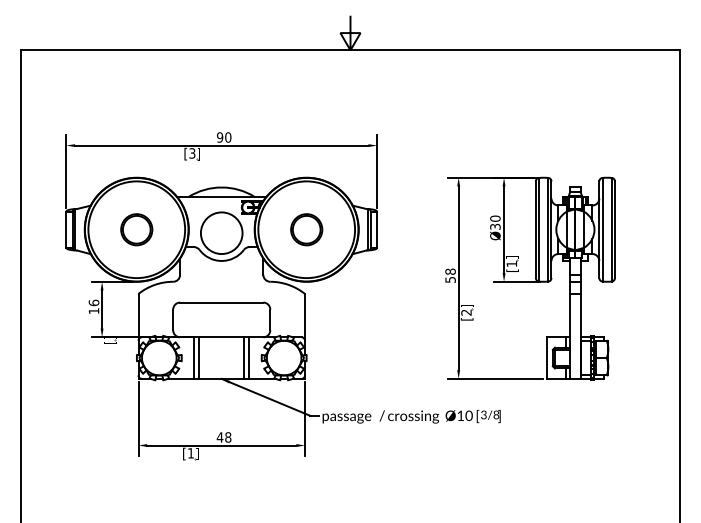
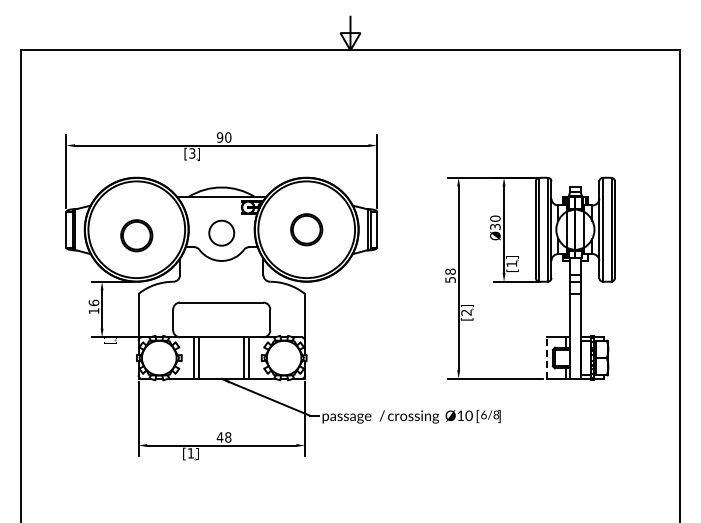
part position: (136, 229) -> (136, 235) (136, 235)
circle diameter: 42 px -> 25 px (221, 232)
line: solid -> dashed (546, 358)
text: 3/8 -> 6/8 (483, 414)
